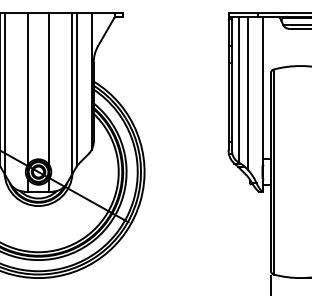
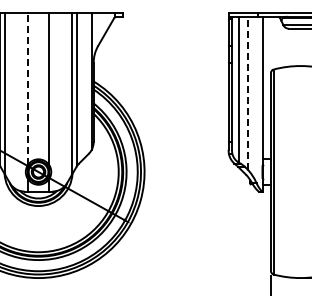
line: solid -> dashed (27, 89)
line: solid -> dashed (247, 92)
